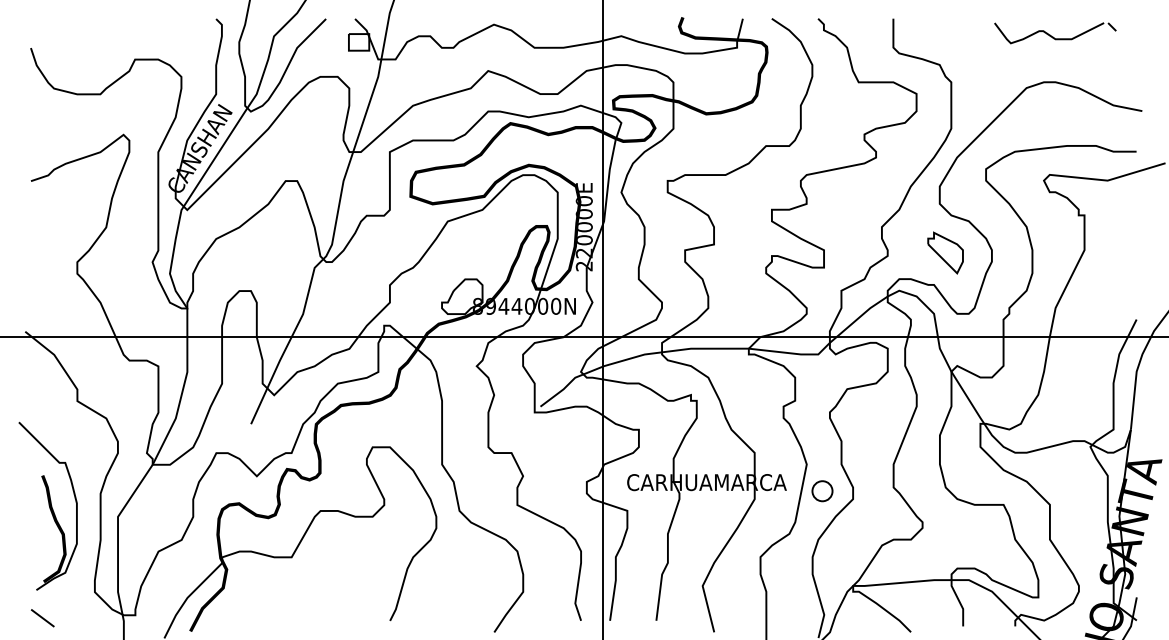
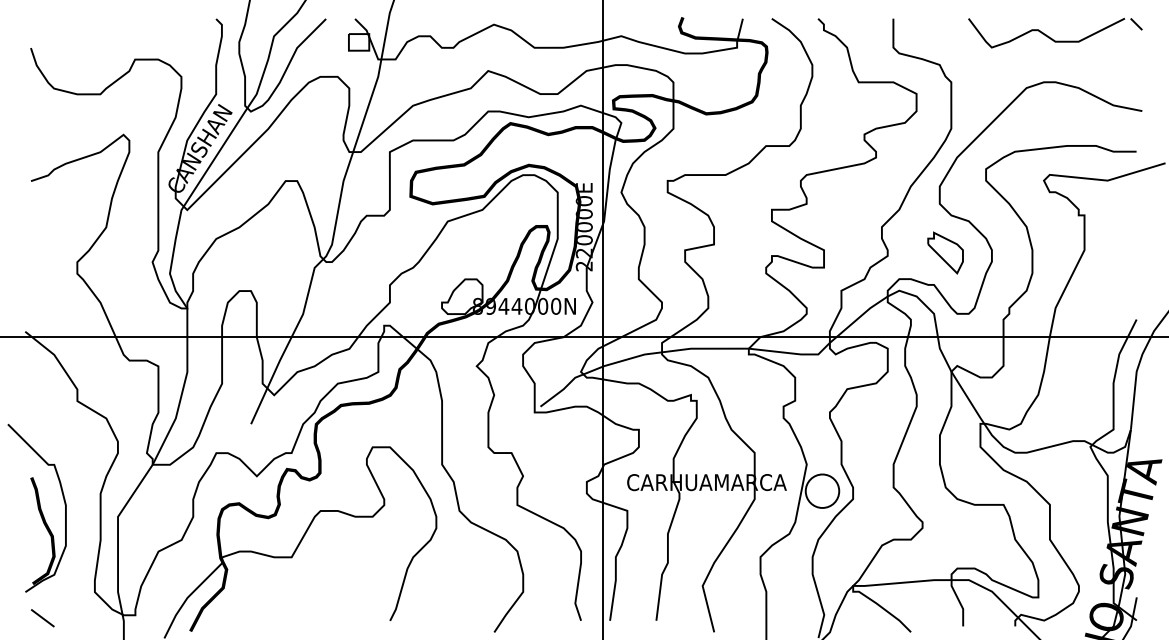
part size: 123x23 px -> 175x31 px (1055, 33)
circle diameter: 20 px -> 33 px (822, 490)
part position: (47, 505) -> (36, 507) (36, 507)
